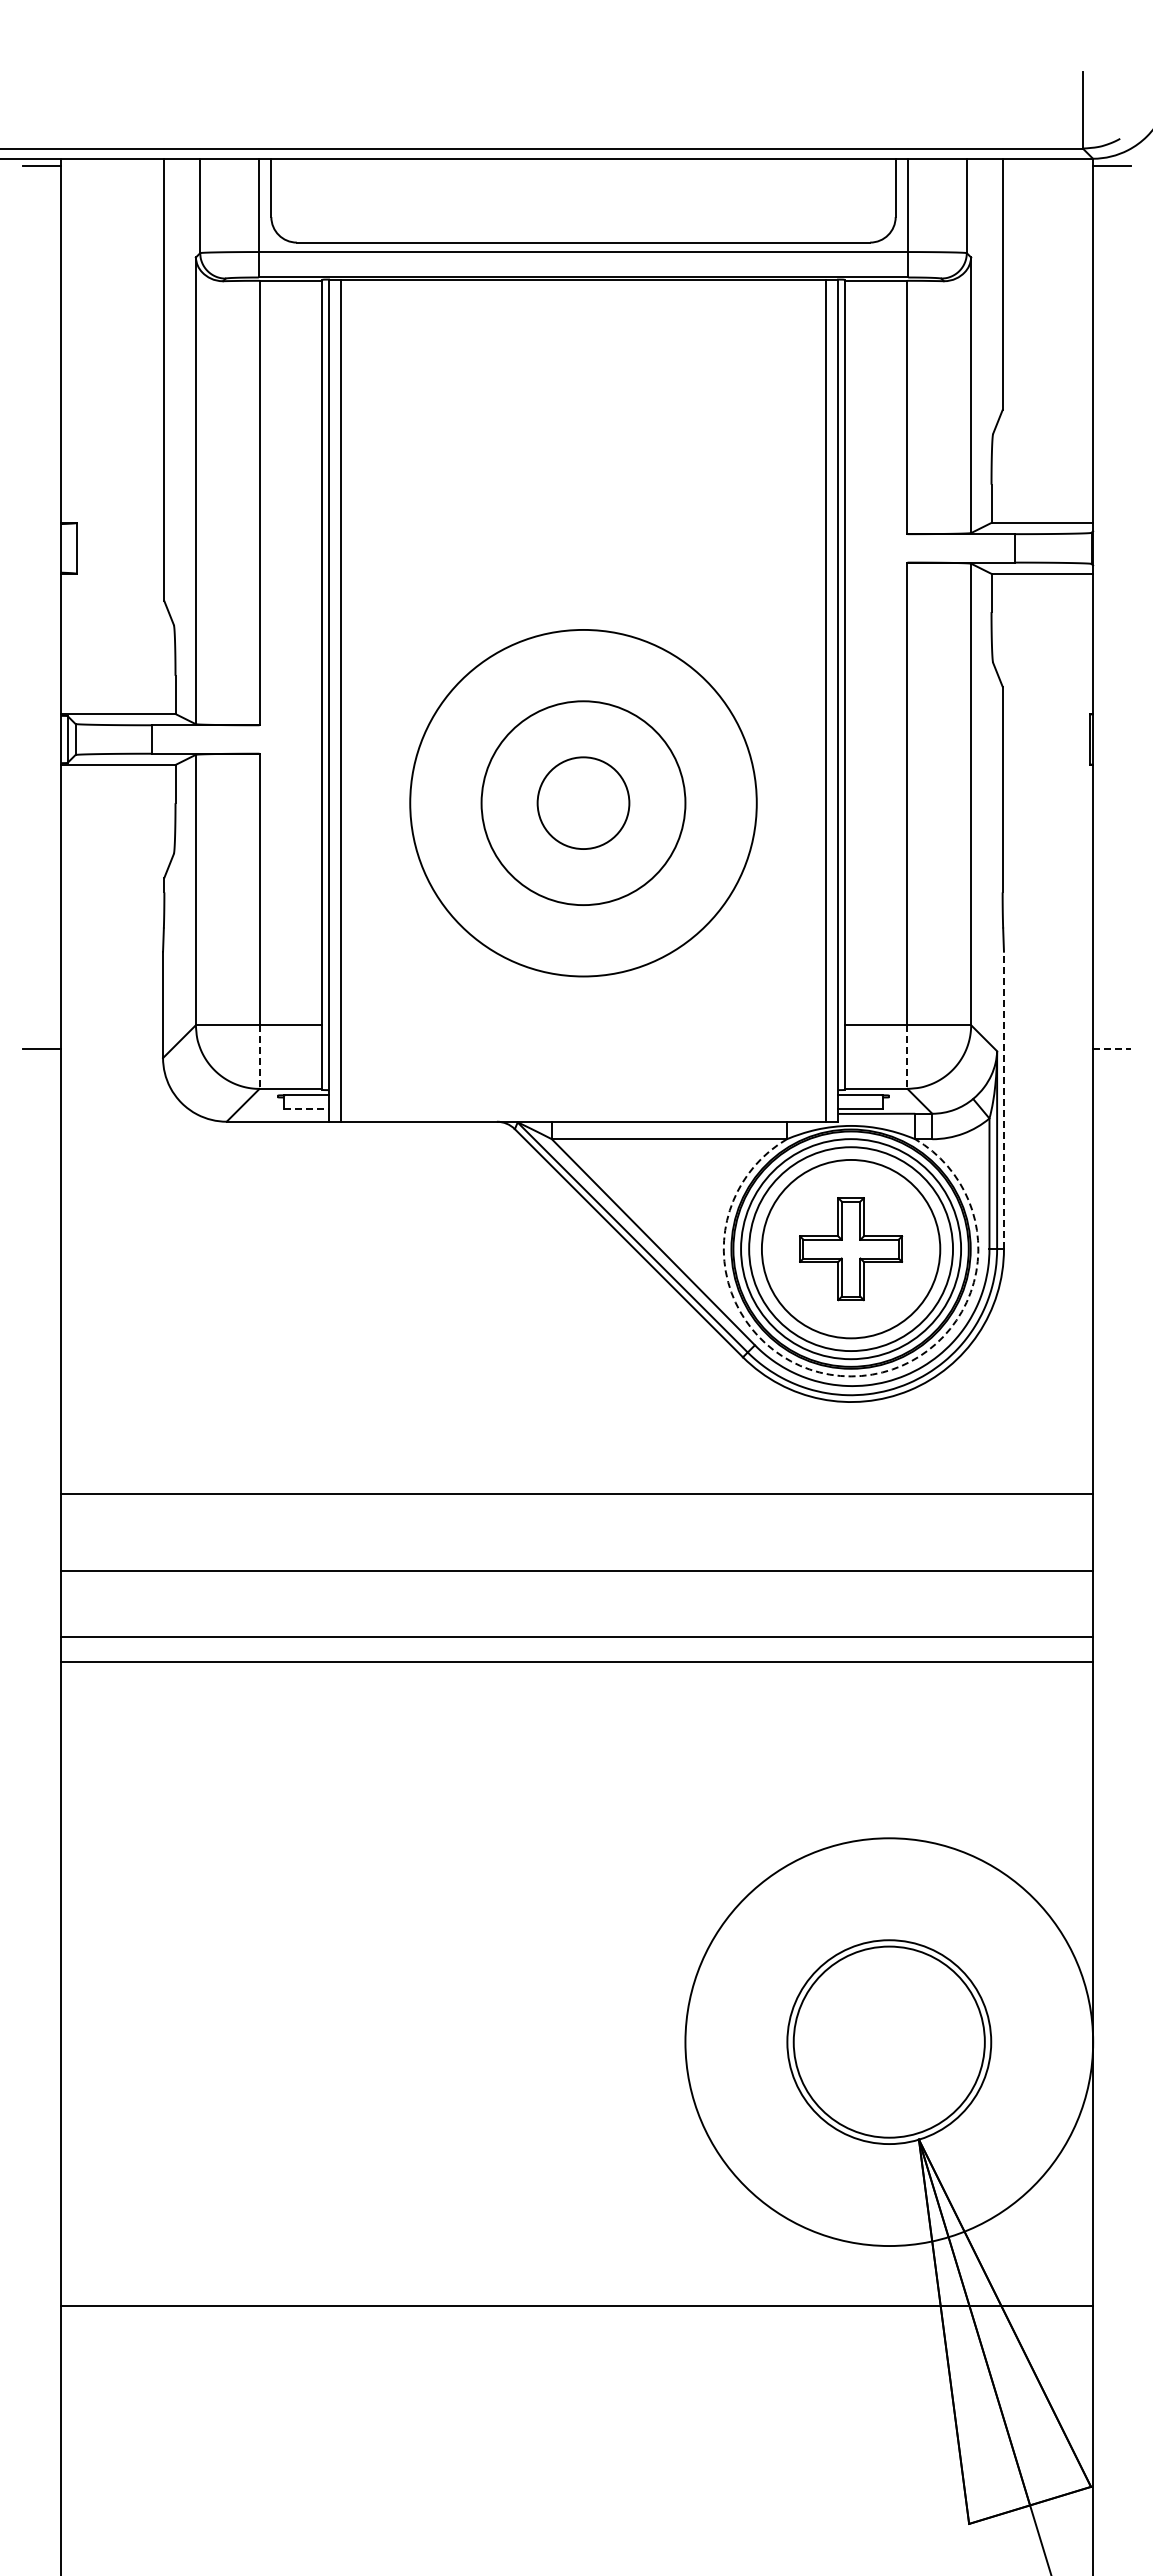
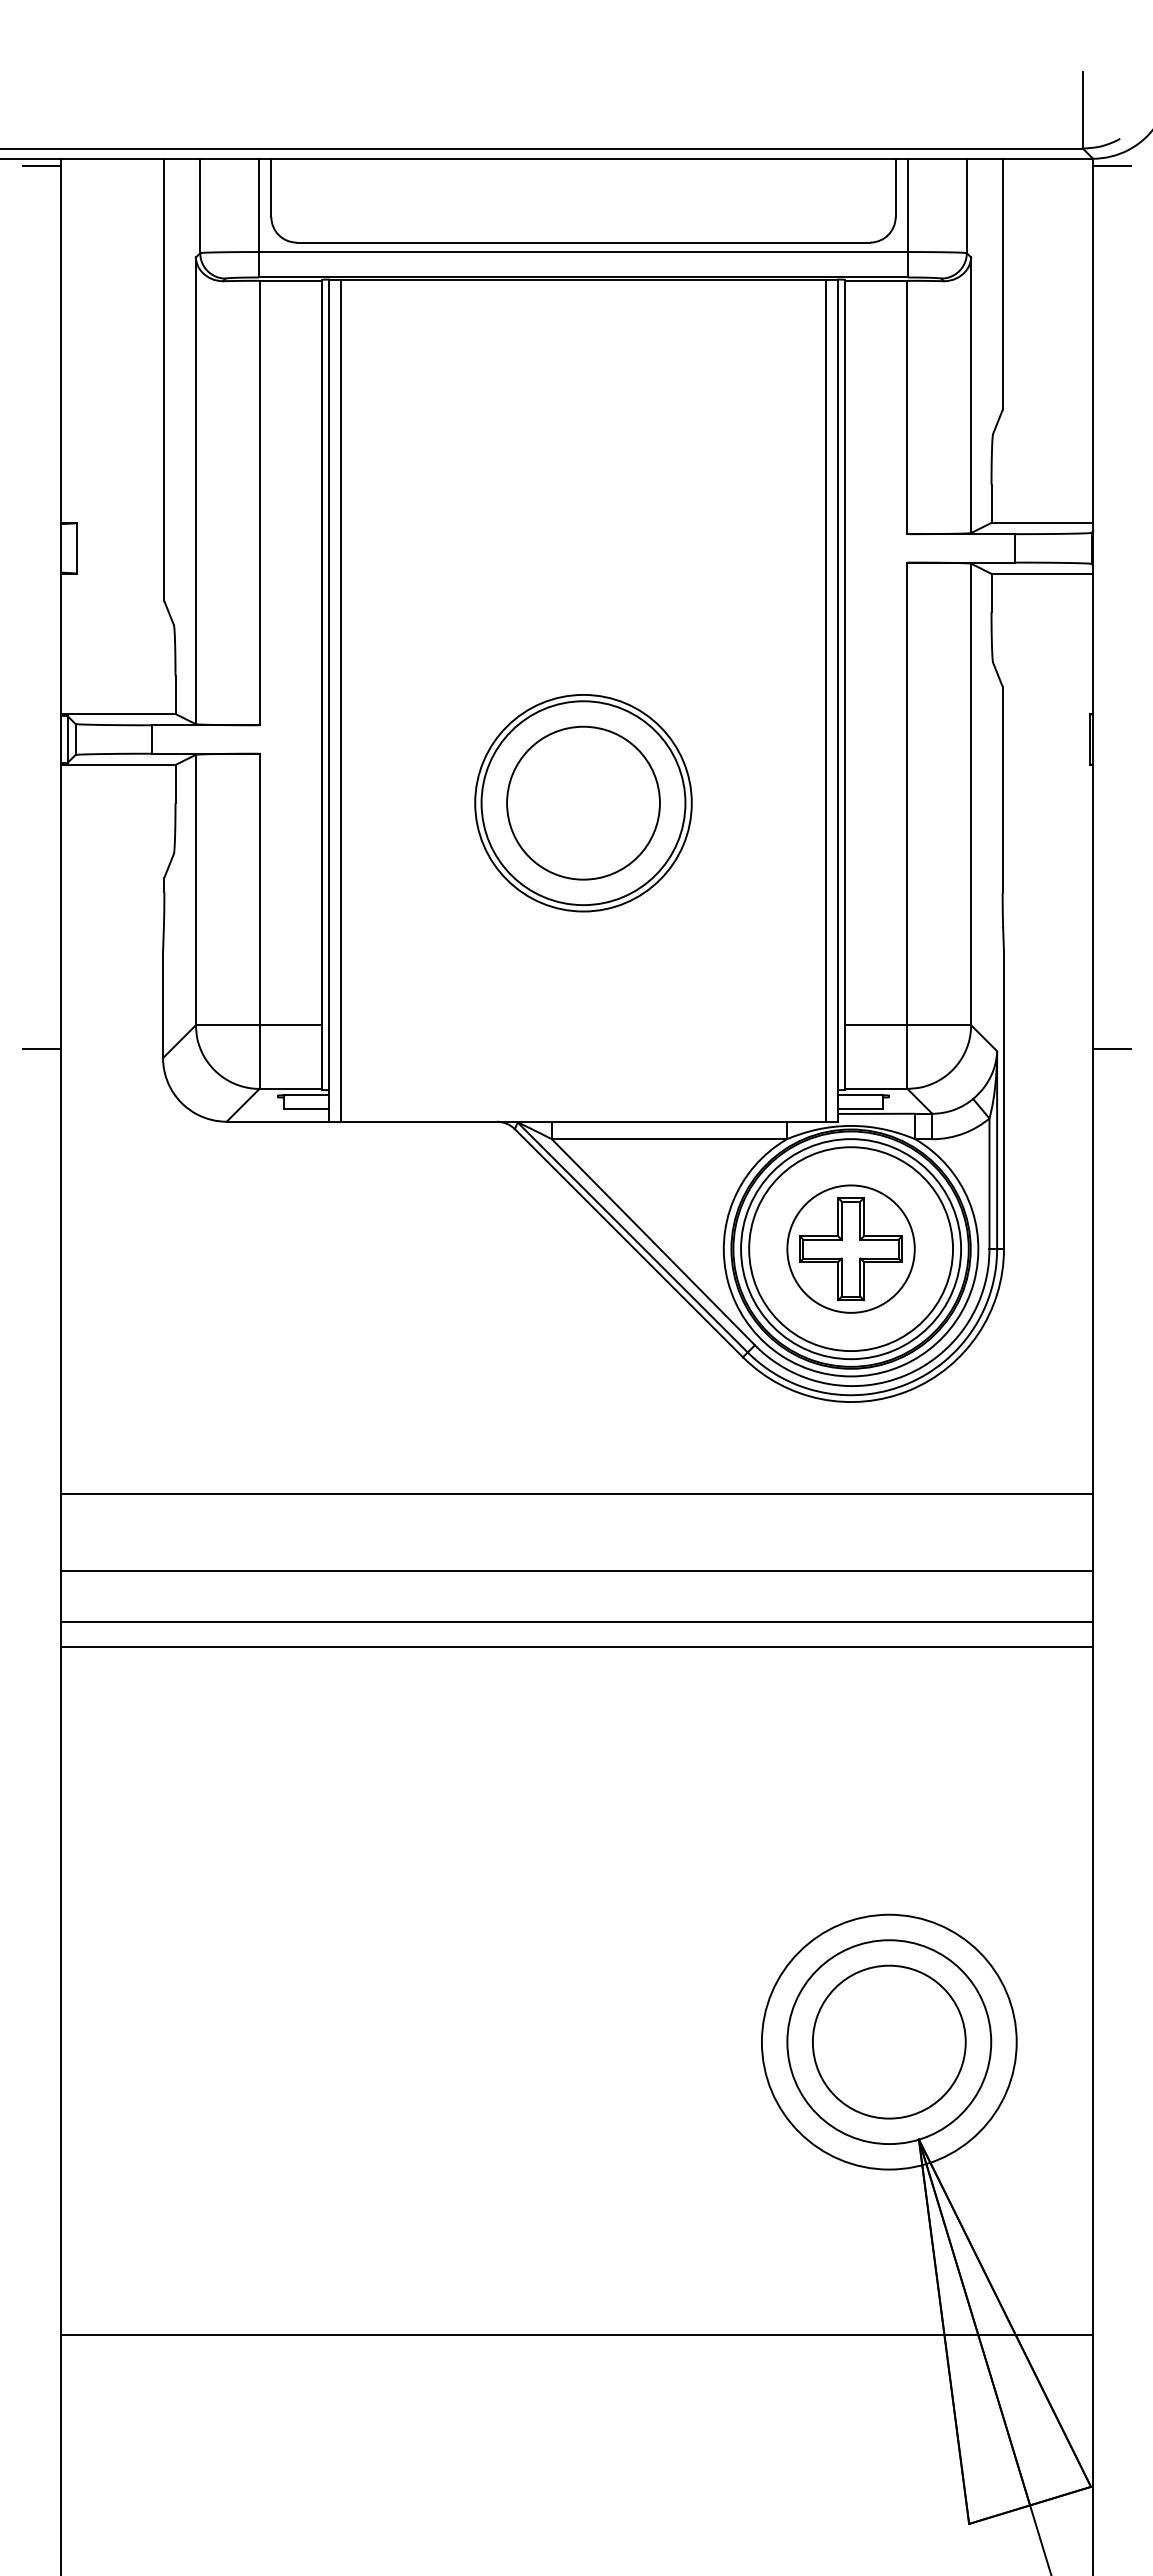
circle diameter: 347 px -> 217 px (583, 802)
circle diameter: 92 px -> 153 px (583, 802)
line: dashed -> solid (1112, 1048)
line: dashed -> solid (259, 1057)
line: dashed -> solid (907, 1057)
line: dashed -> solid (1003, 1100)
line: dashed -> solid (306, 1109)
circle diameter: 178 px -> 127 px (850, 1248)
arc: dashed -> solid (851, 1376)
line position: (577, 1636) -> (577, 1621) (577, 1621)
line position: (577, 1662) -> (577, 1647) (577, 1647)
circle diameter: 191 px -> 153 px (888, 2041)
circle diameter: 408 px -> 255 px (888, 2041)
line position: (577, 2306) -> (577, 2335) (577, 2335)
